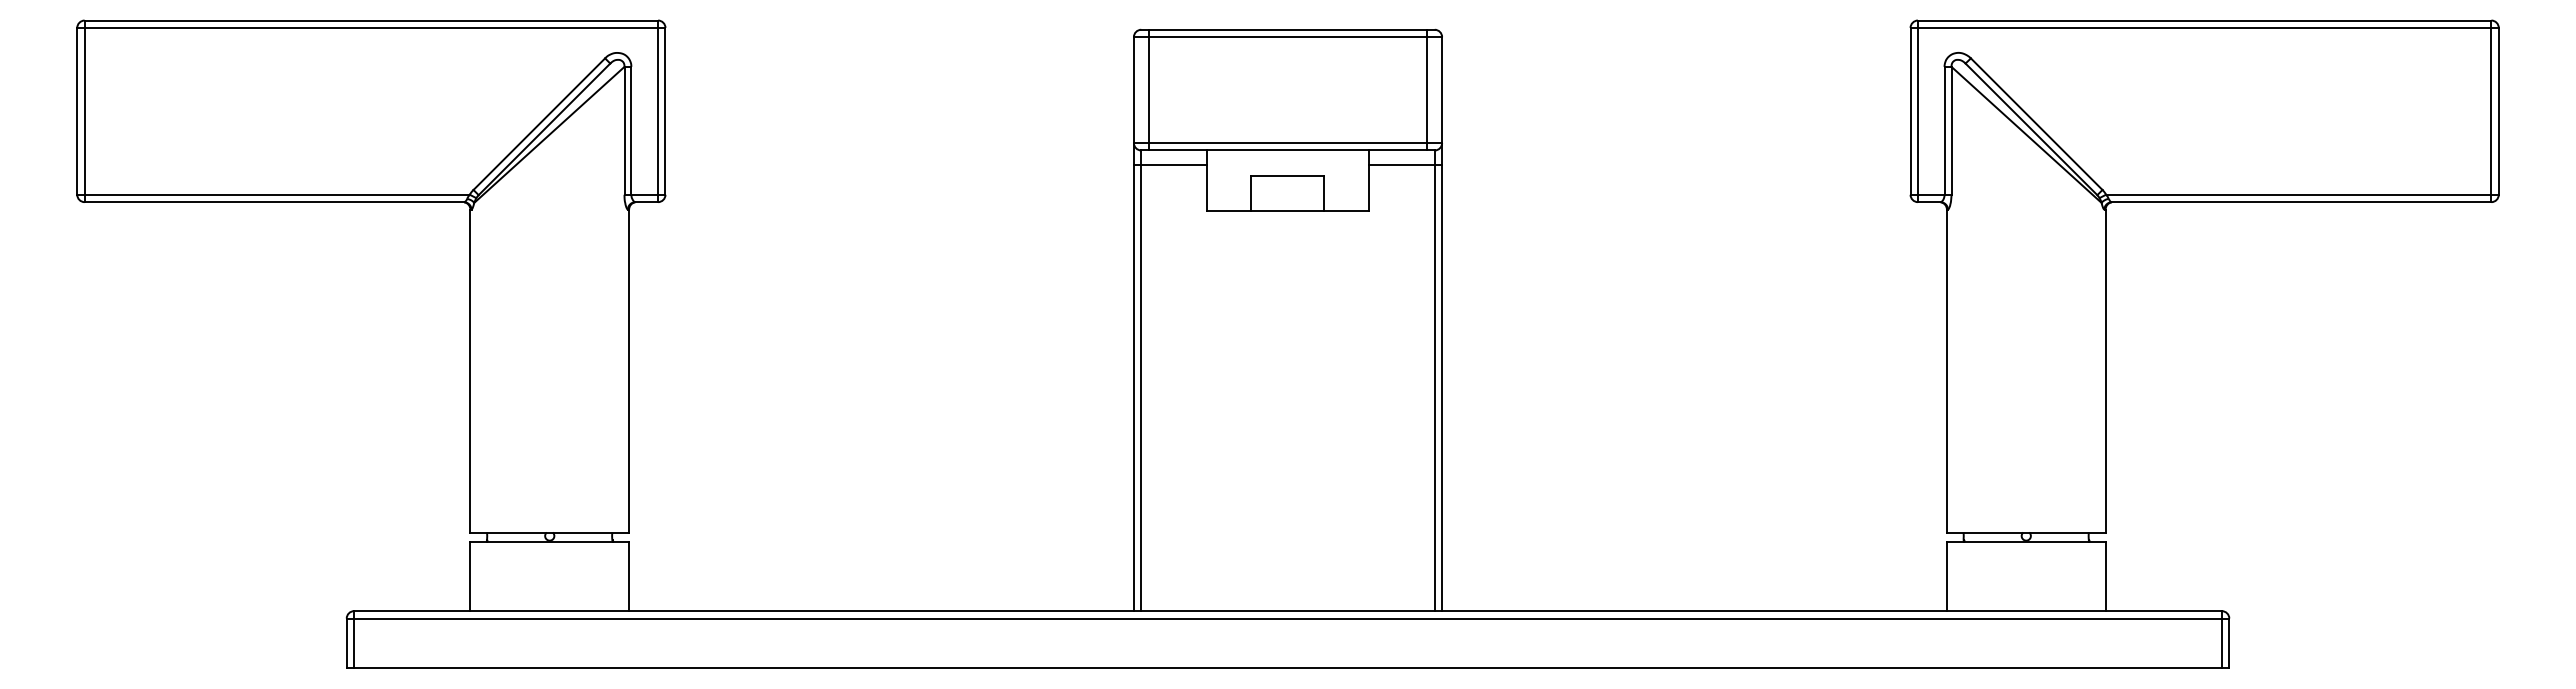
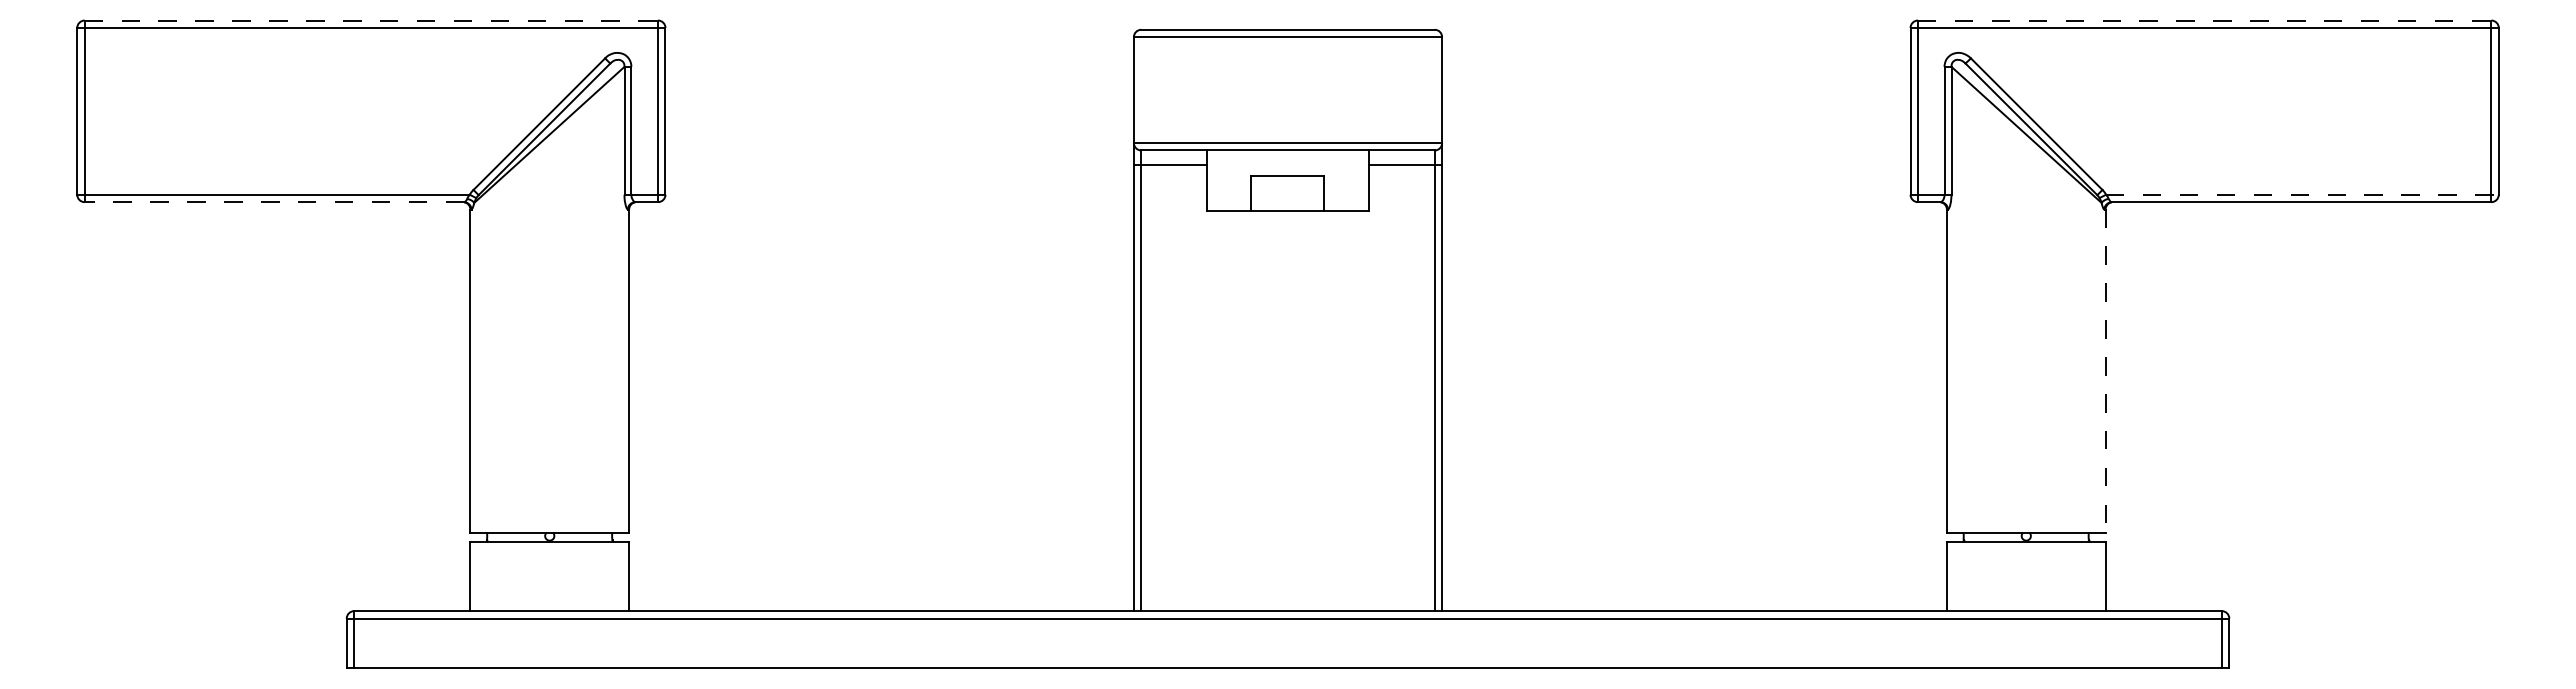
line: solid -> dashed (371, 20)
line: solid -> dashed (2204, 20)
line: present -> none (1148, 89)
line: present -> none (1427, 89)
line: solid -> dashed (2302, 194)
line: solid -> dashed (274, 202)
line: solid -> dashed (2105, 371)
